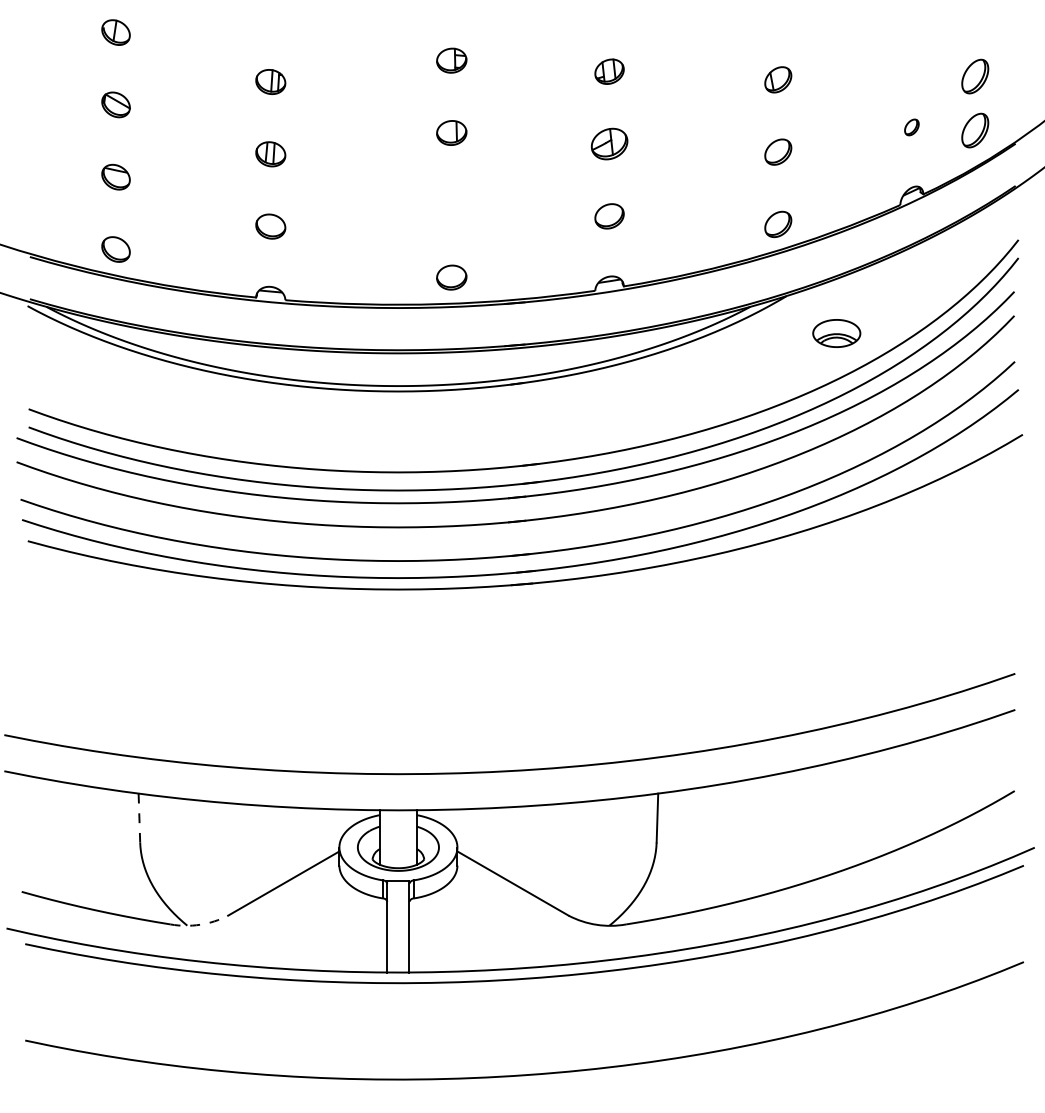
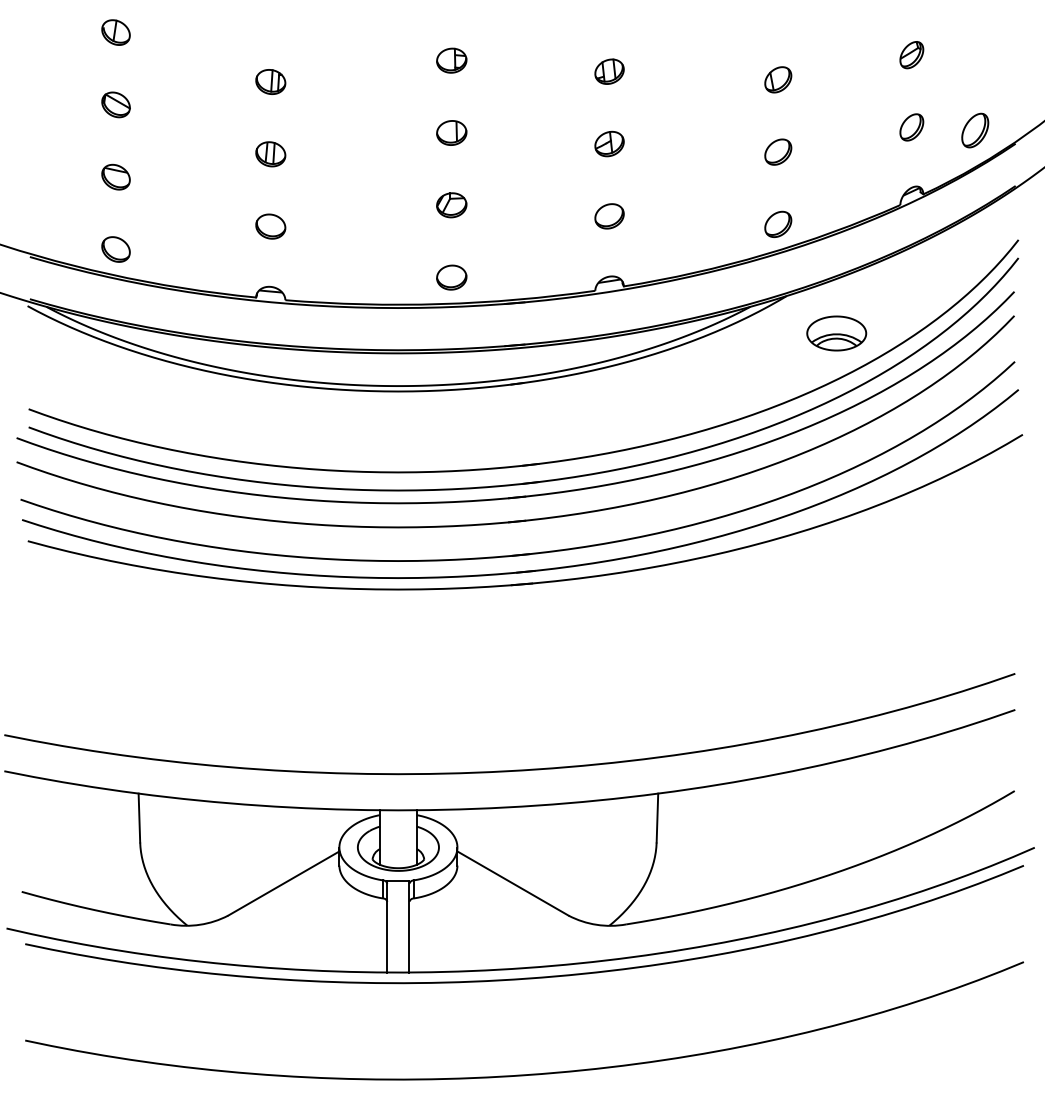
part: none -> present (911, 55)
part: present -> none (975, 76)
part size: 16x19 px -> 26x29 px (911, 127)
part size: 39x34 px -> 31x28 px (609, 143)
part: none -> present (451, 205)
part size: 50x29 px -> 62x37 px (836, 333)
line: dashed -> solid (139, 818)
arc: dashed -> solid (200, 924)
